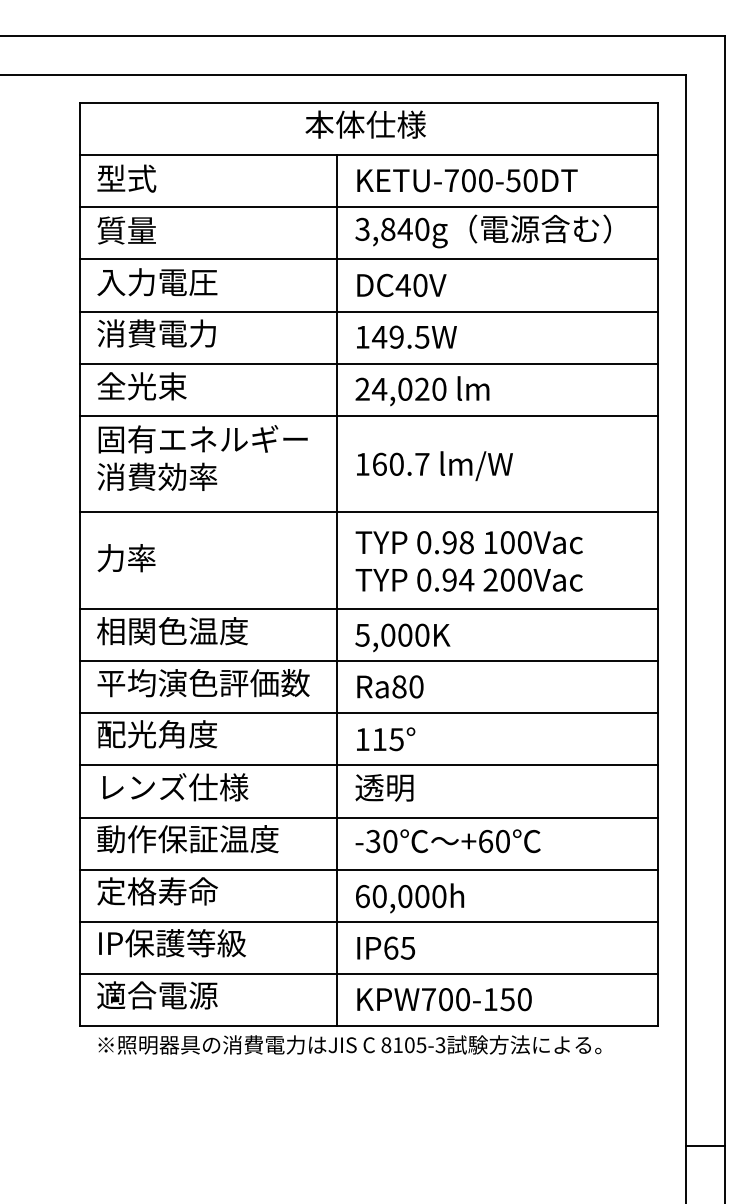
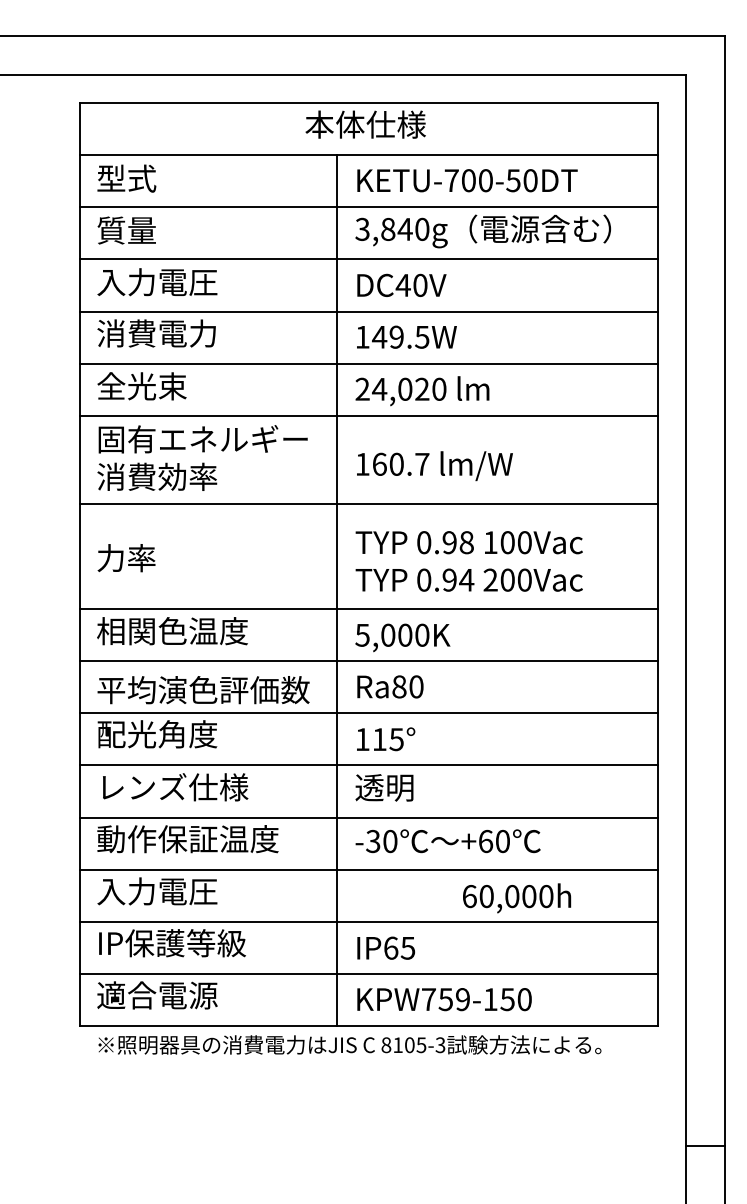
line position: (369, 512) -> (369, 504) (369, 504)
text position: (203, 683) -> (203, 690) (203, 690)
text: 定格寿命 -> 入力電圧 (157, 891)
text position: (410, 898) -> (517, 898) (517, 898)
text: KPW700-150 -> KPW759-150 (453, 999)
